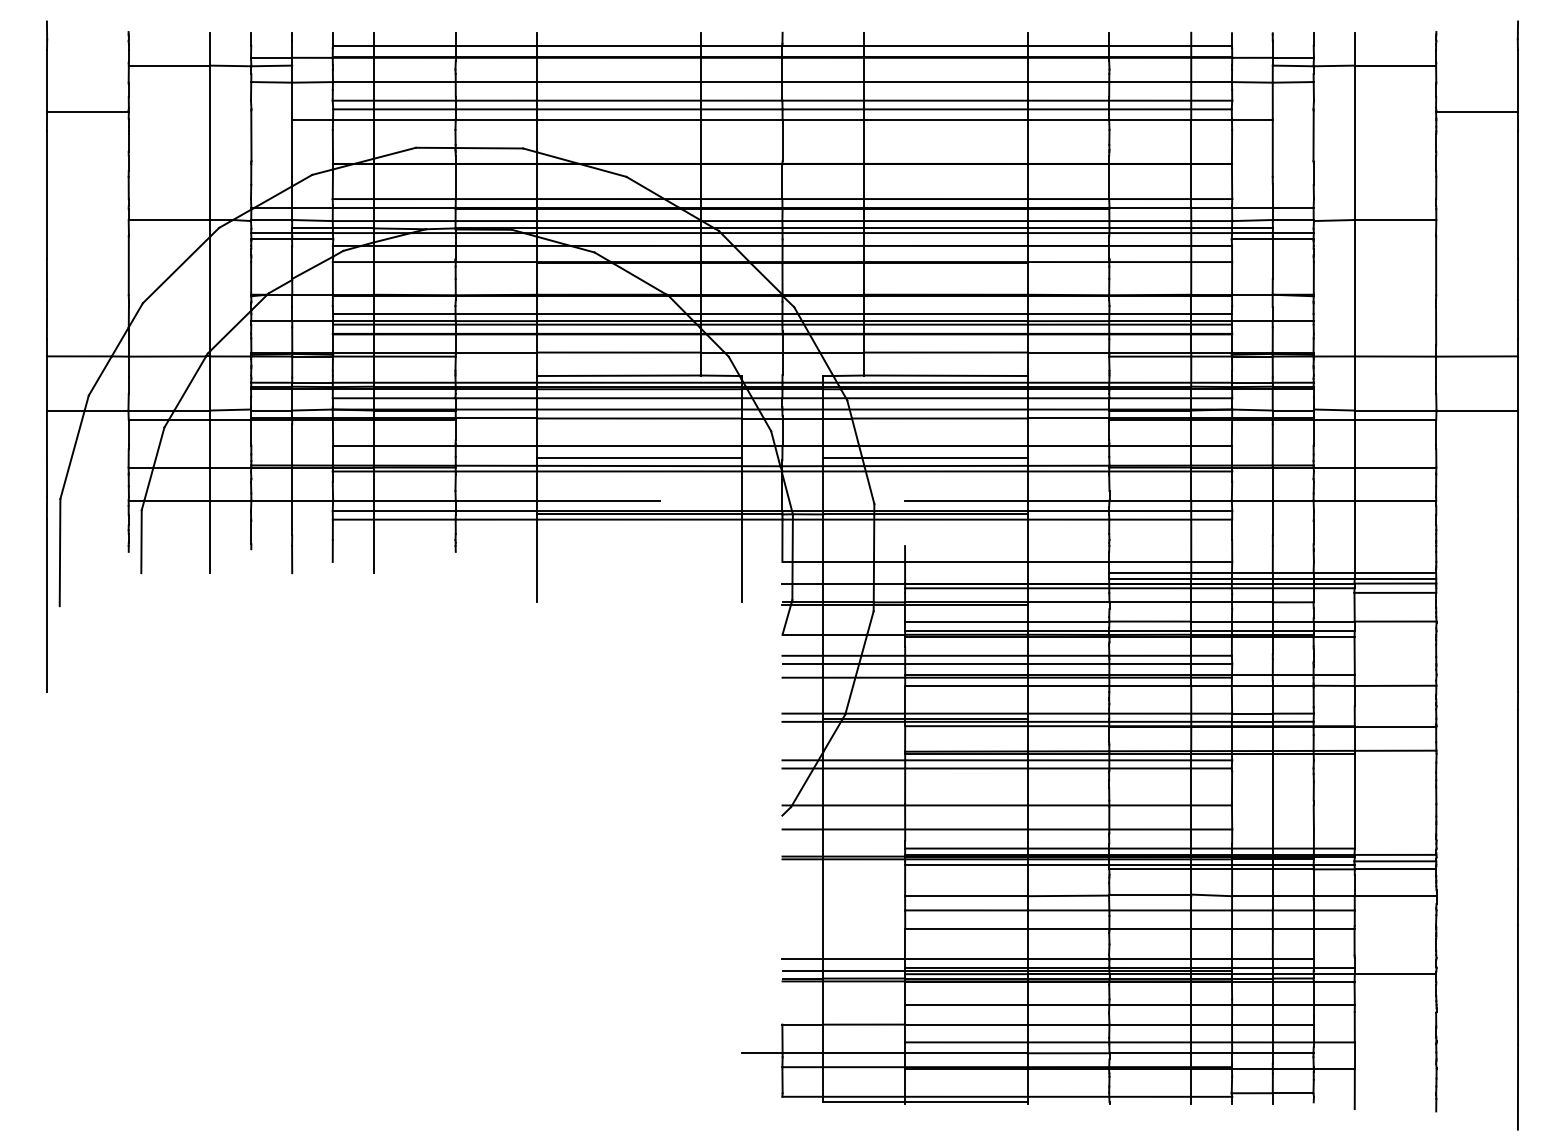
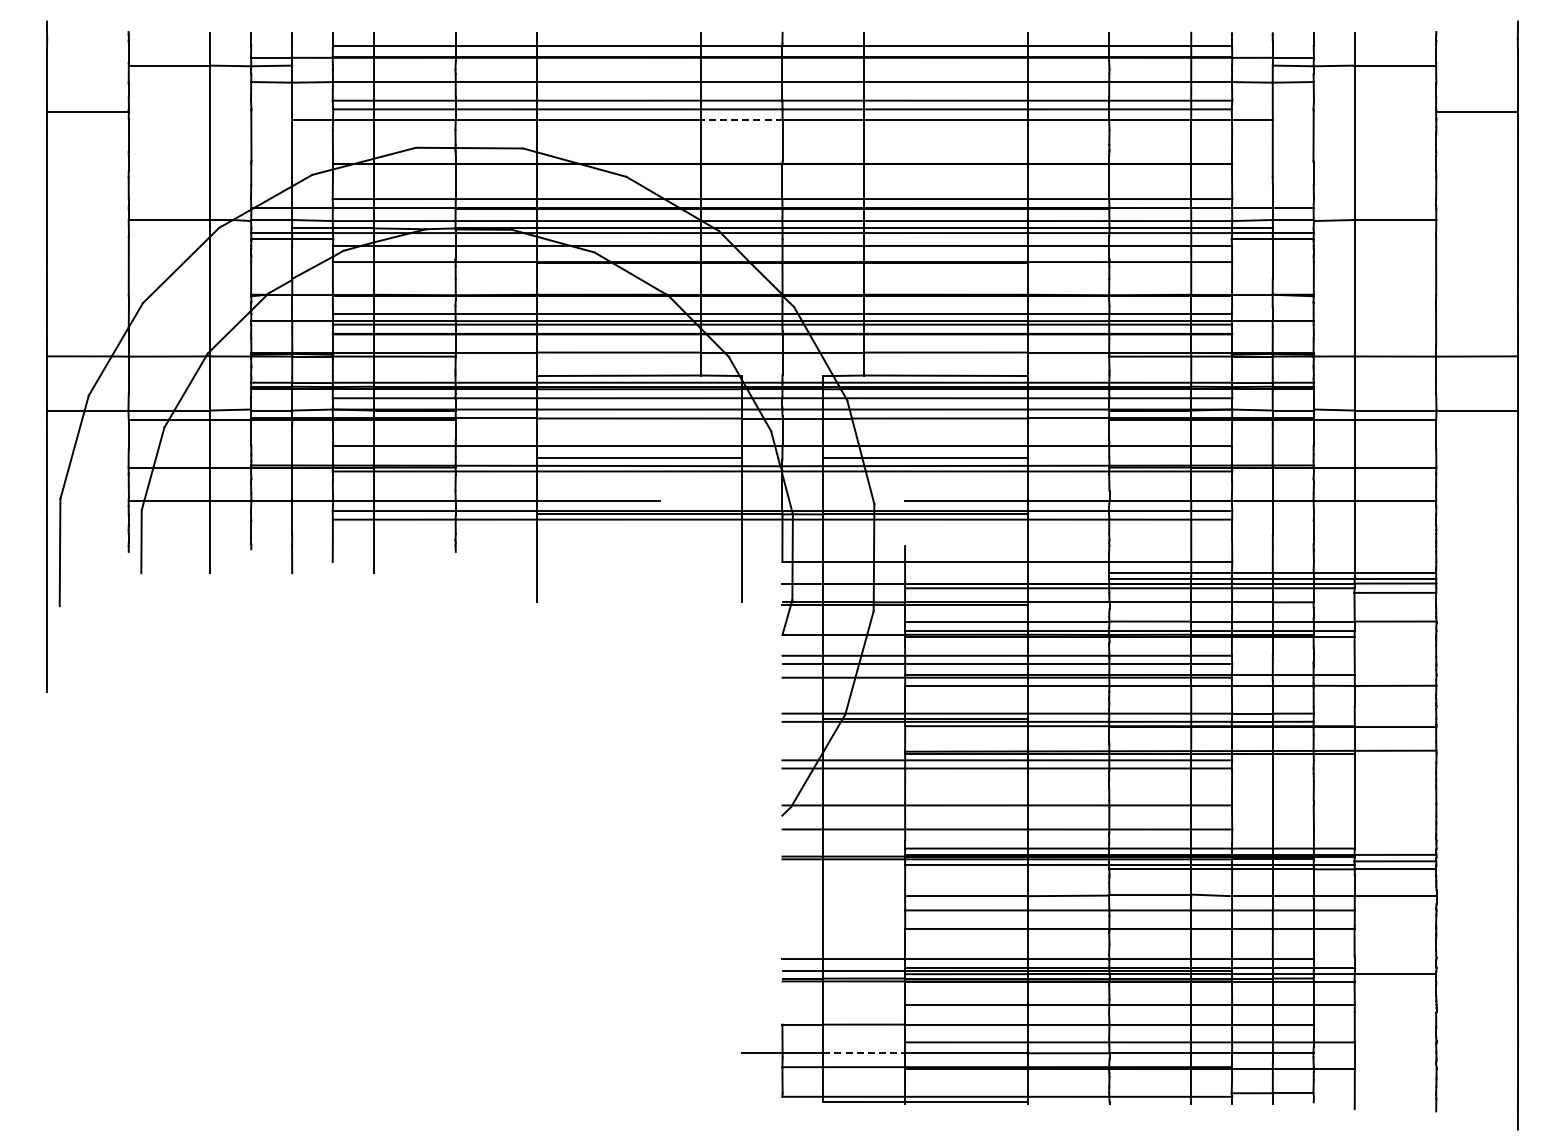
line: solid -> dashed (741, 119)
line: solid -> dashed (864, 1053)
